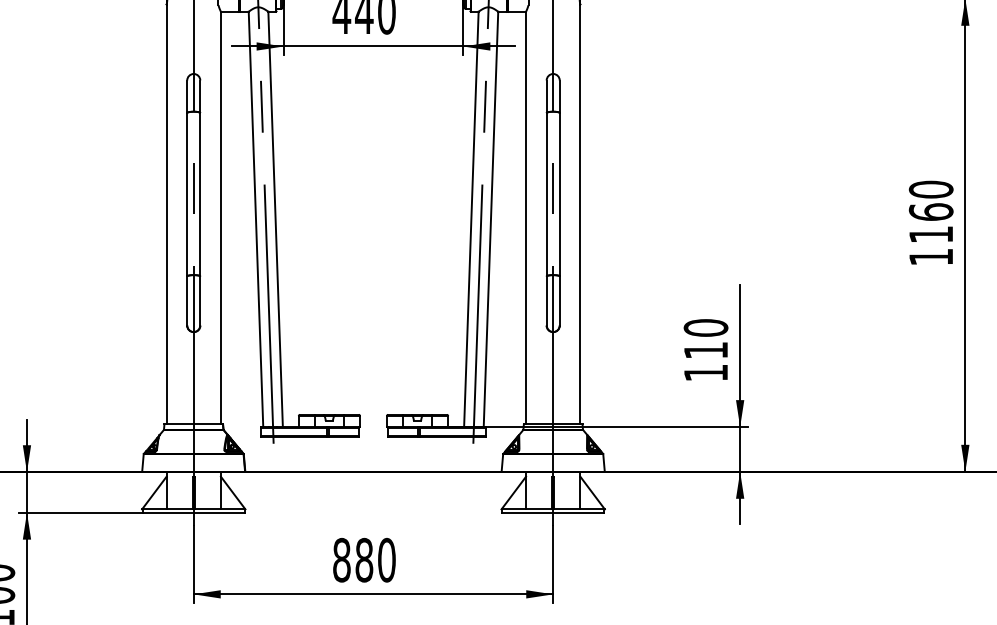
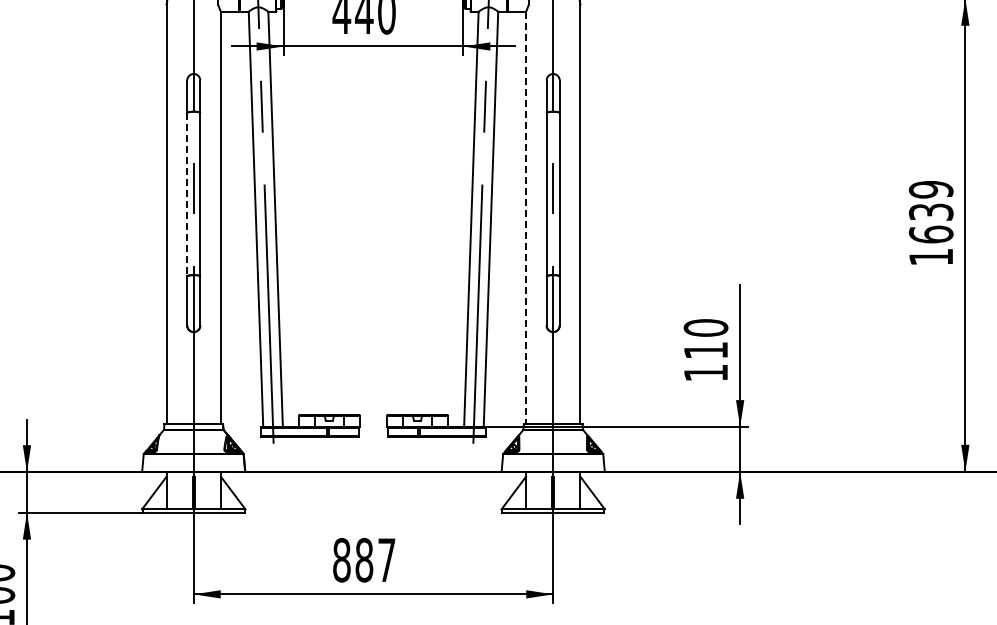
line: solid -> dashed (187, 194)
text: 1160 -> 1639 (930, 211)
line: solid -> dashed (526, 218)
text: 880 -> 887 (386, 559)
